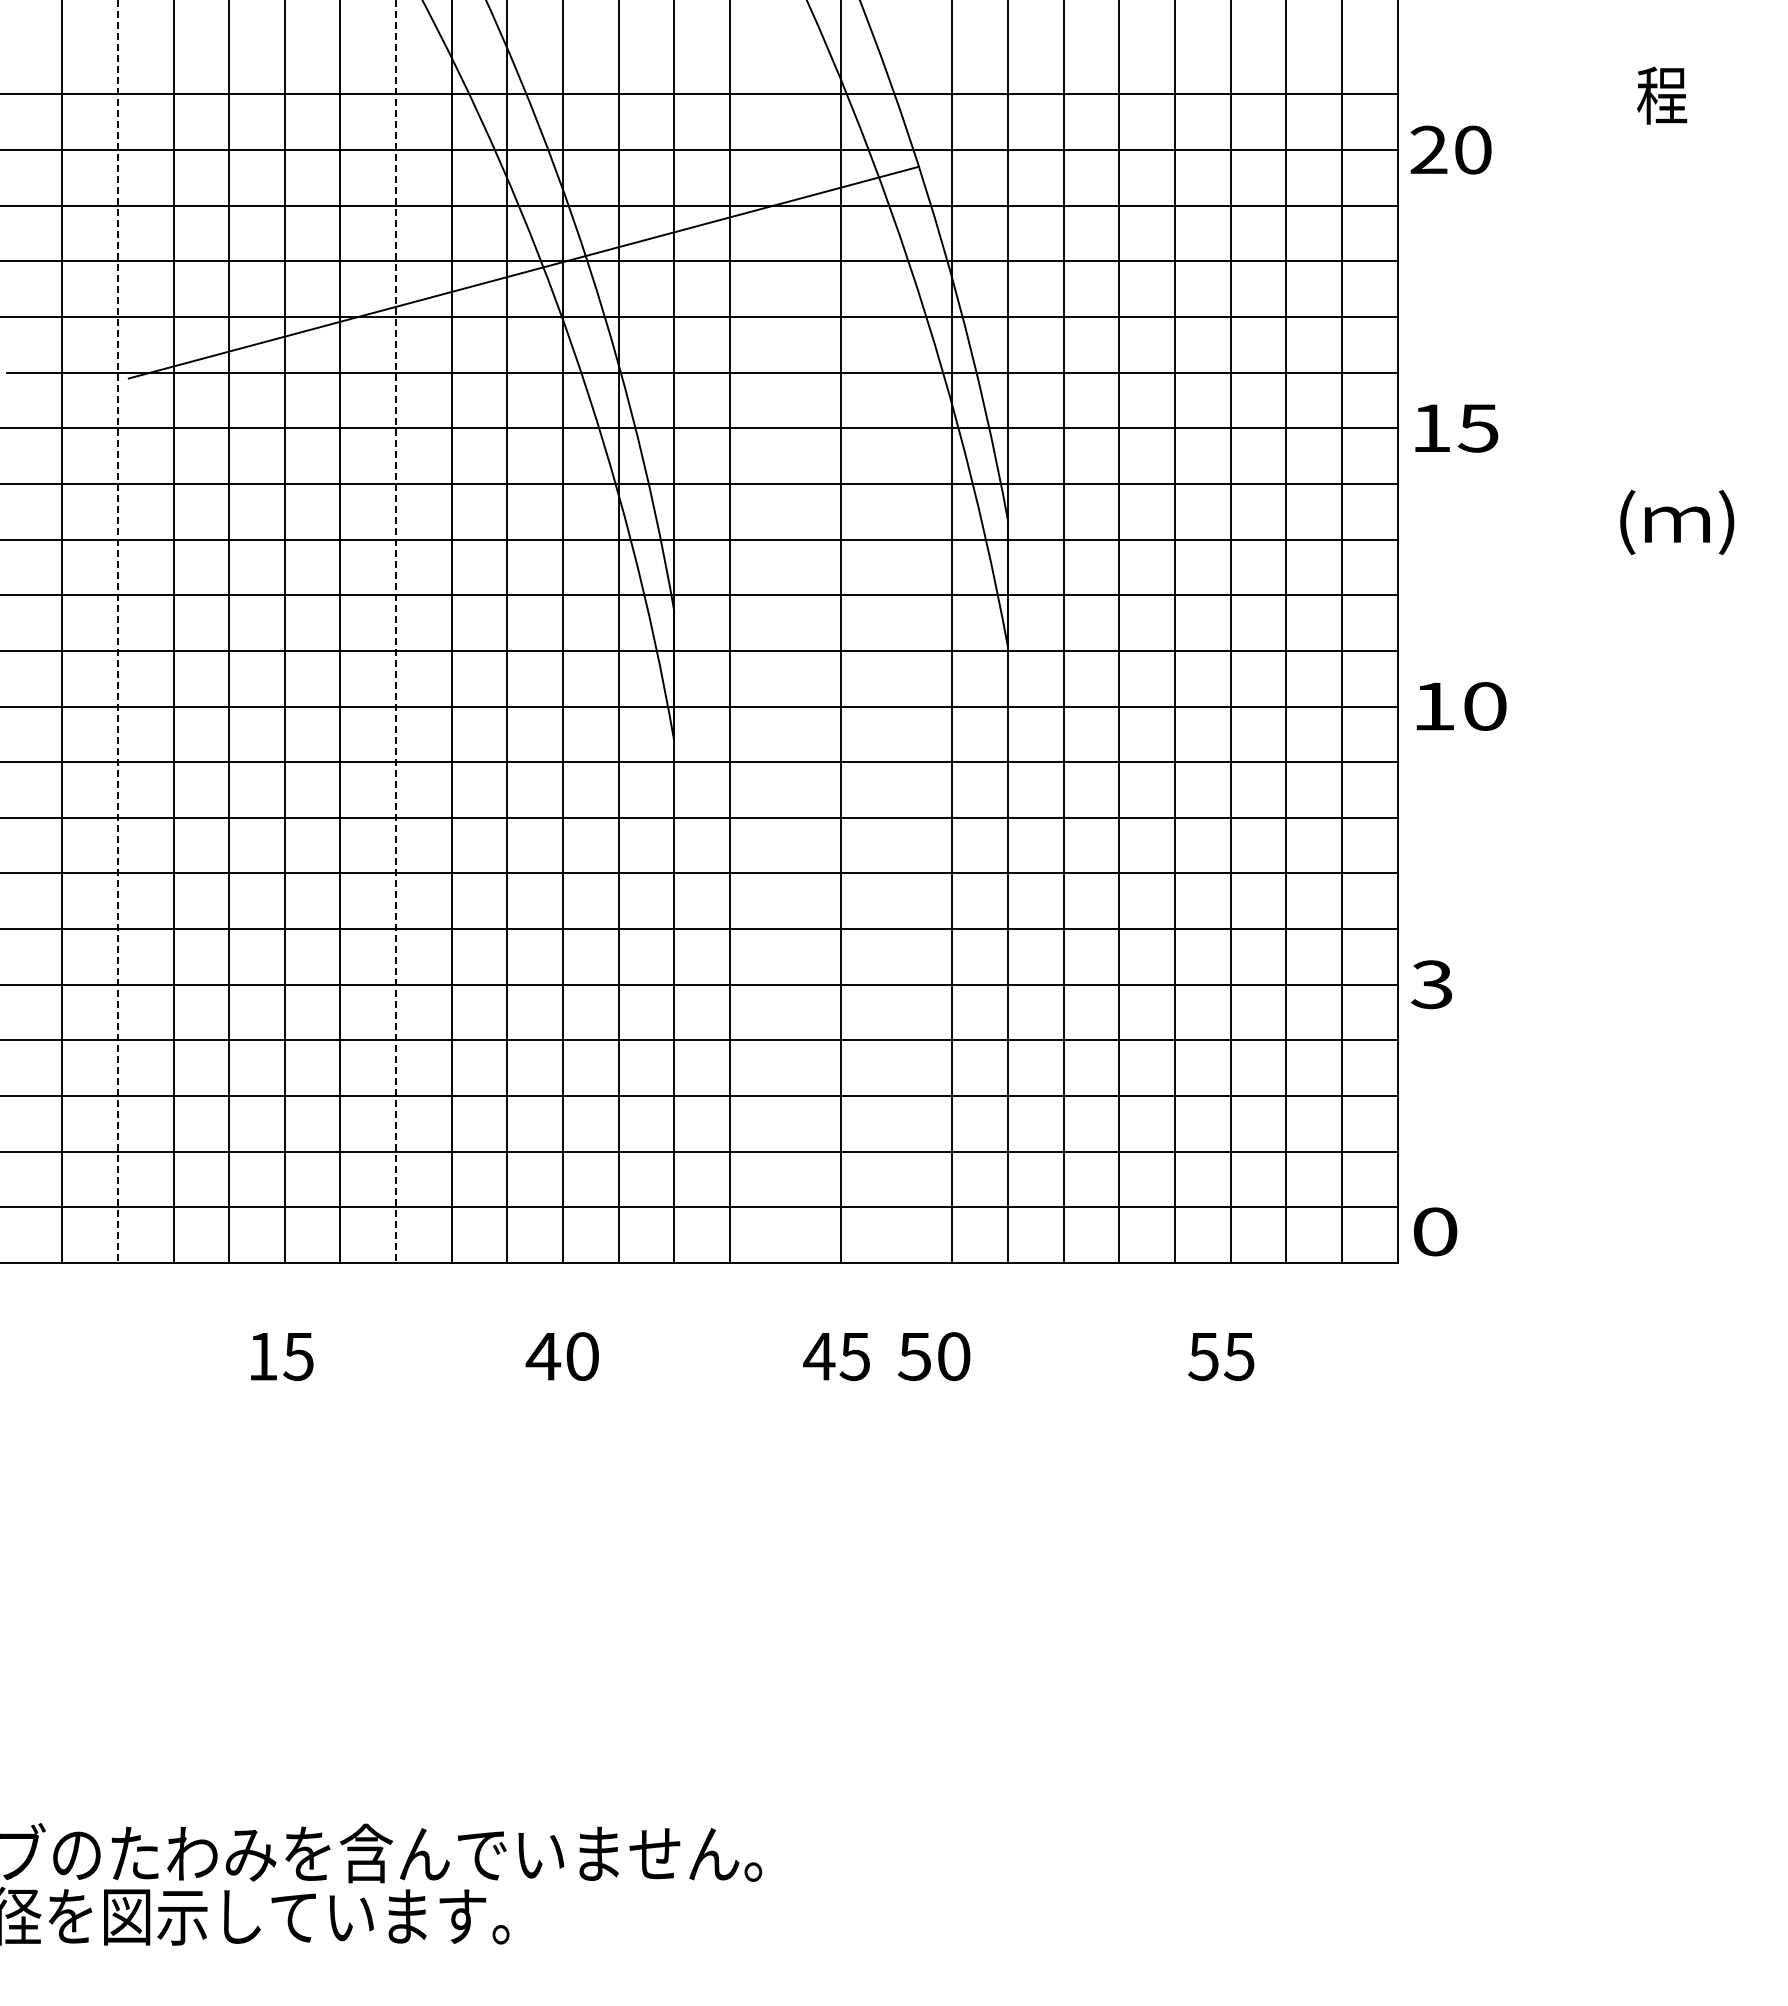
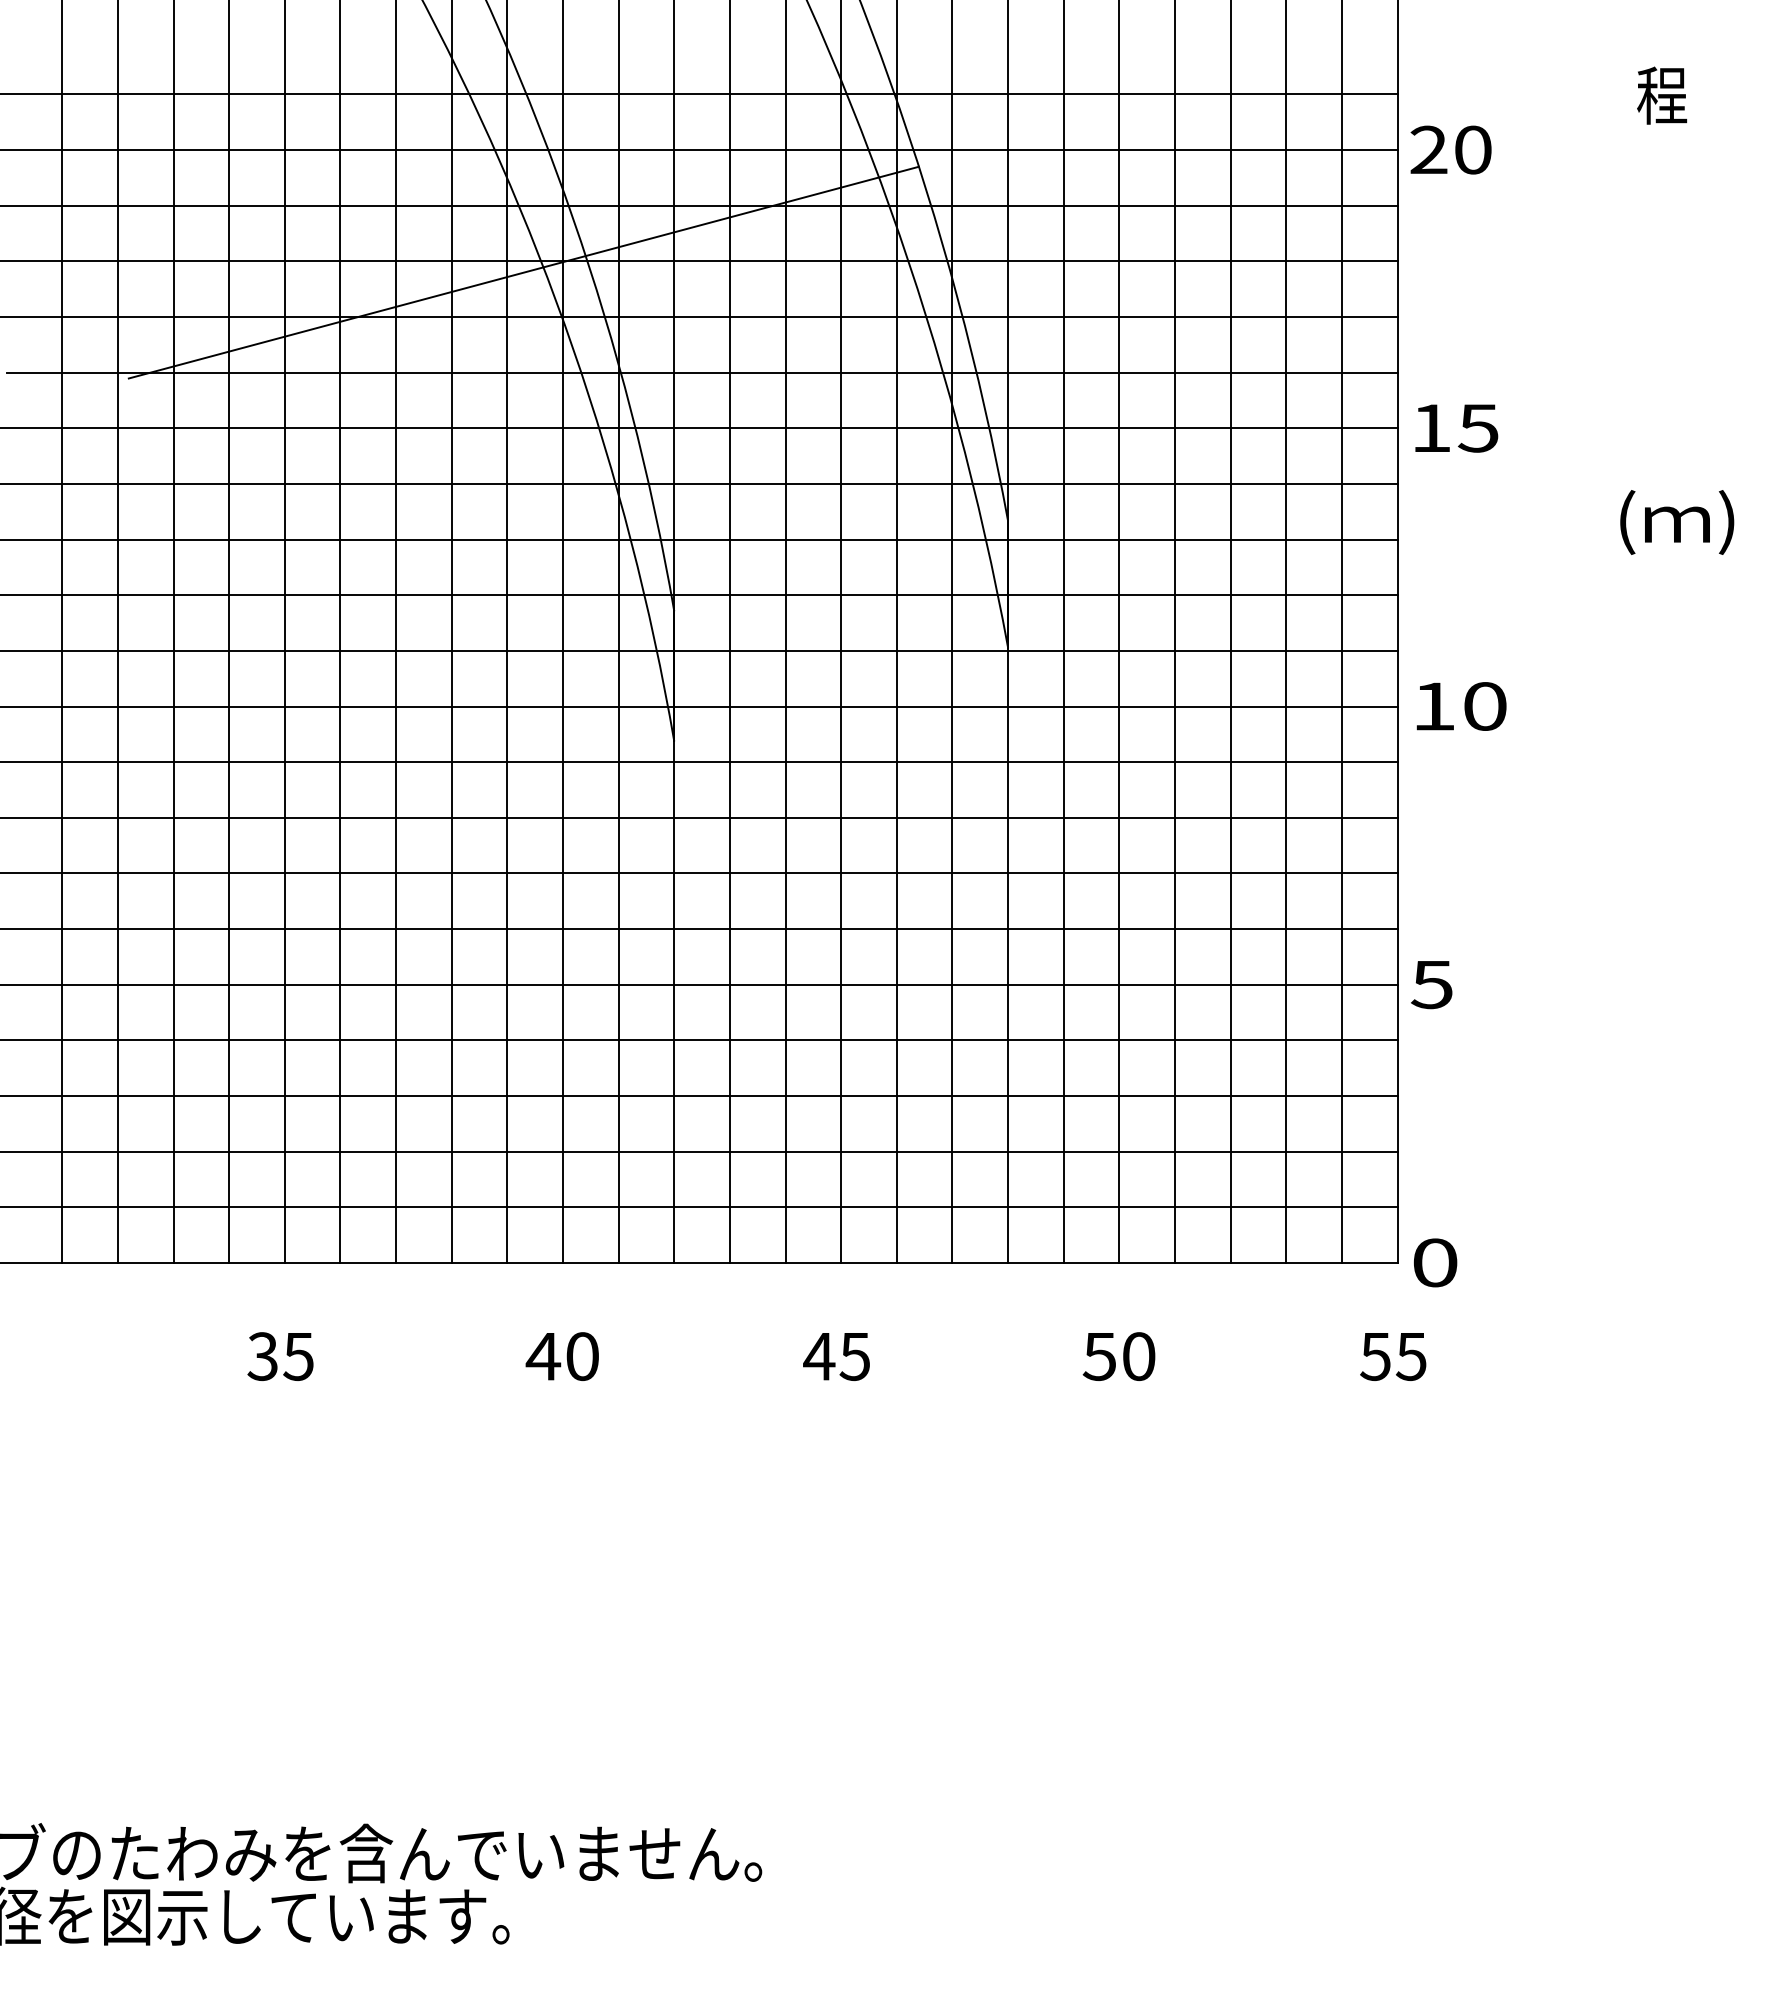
line: dashed -> solid (117, 632)
line: dashed -> solid (396, 632)
line: none -> present (785, 632)
line: none -> present (896, 632)
text: 3 -> 5 (1431, 984)
text position: (1435, 1231) -> (1435, 1262) (1435, 1262)
text: 15 -> 35 (262, 1356)
text position: (933, 1356) -> (1118, 1356) (1118, 1356)
text position: (1221, 1356) -> (1393, 1356) (1393, 1356)
